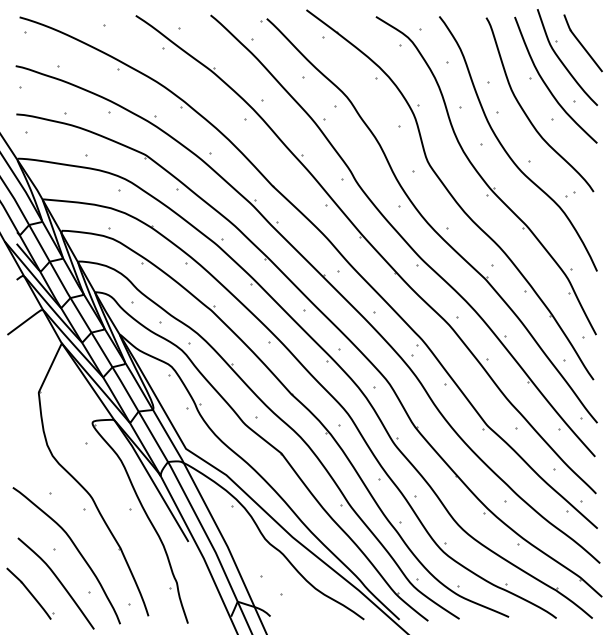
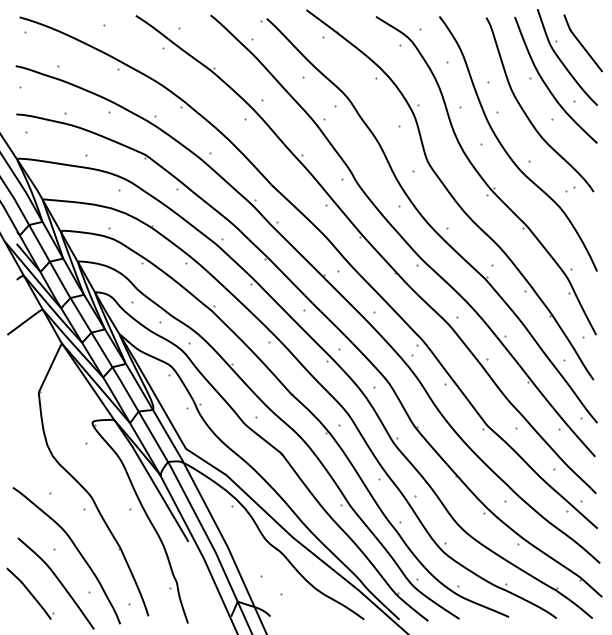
part position: (570, 194) -> (570, 189) (570, 189)
